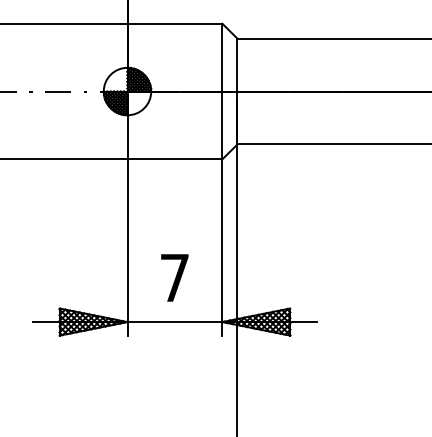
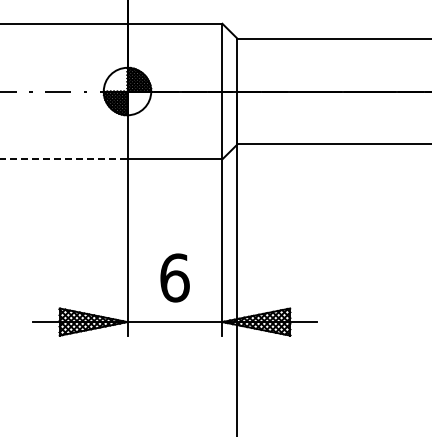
line: solid -> dashed (64, 159)
text: 7 -> 6 (174, 277)
